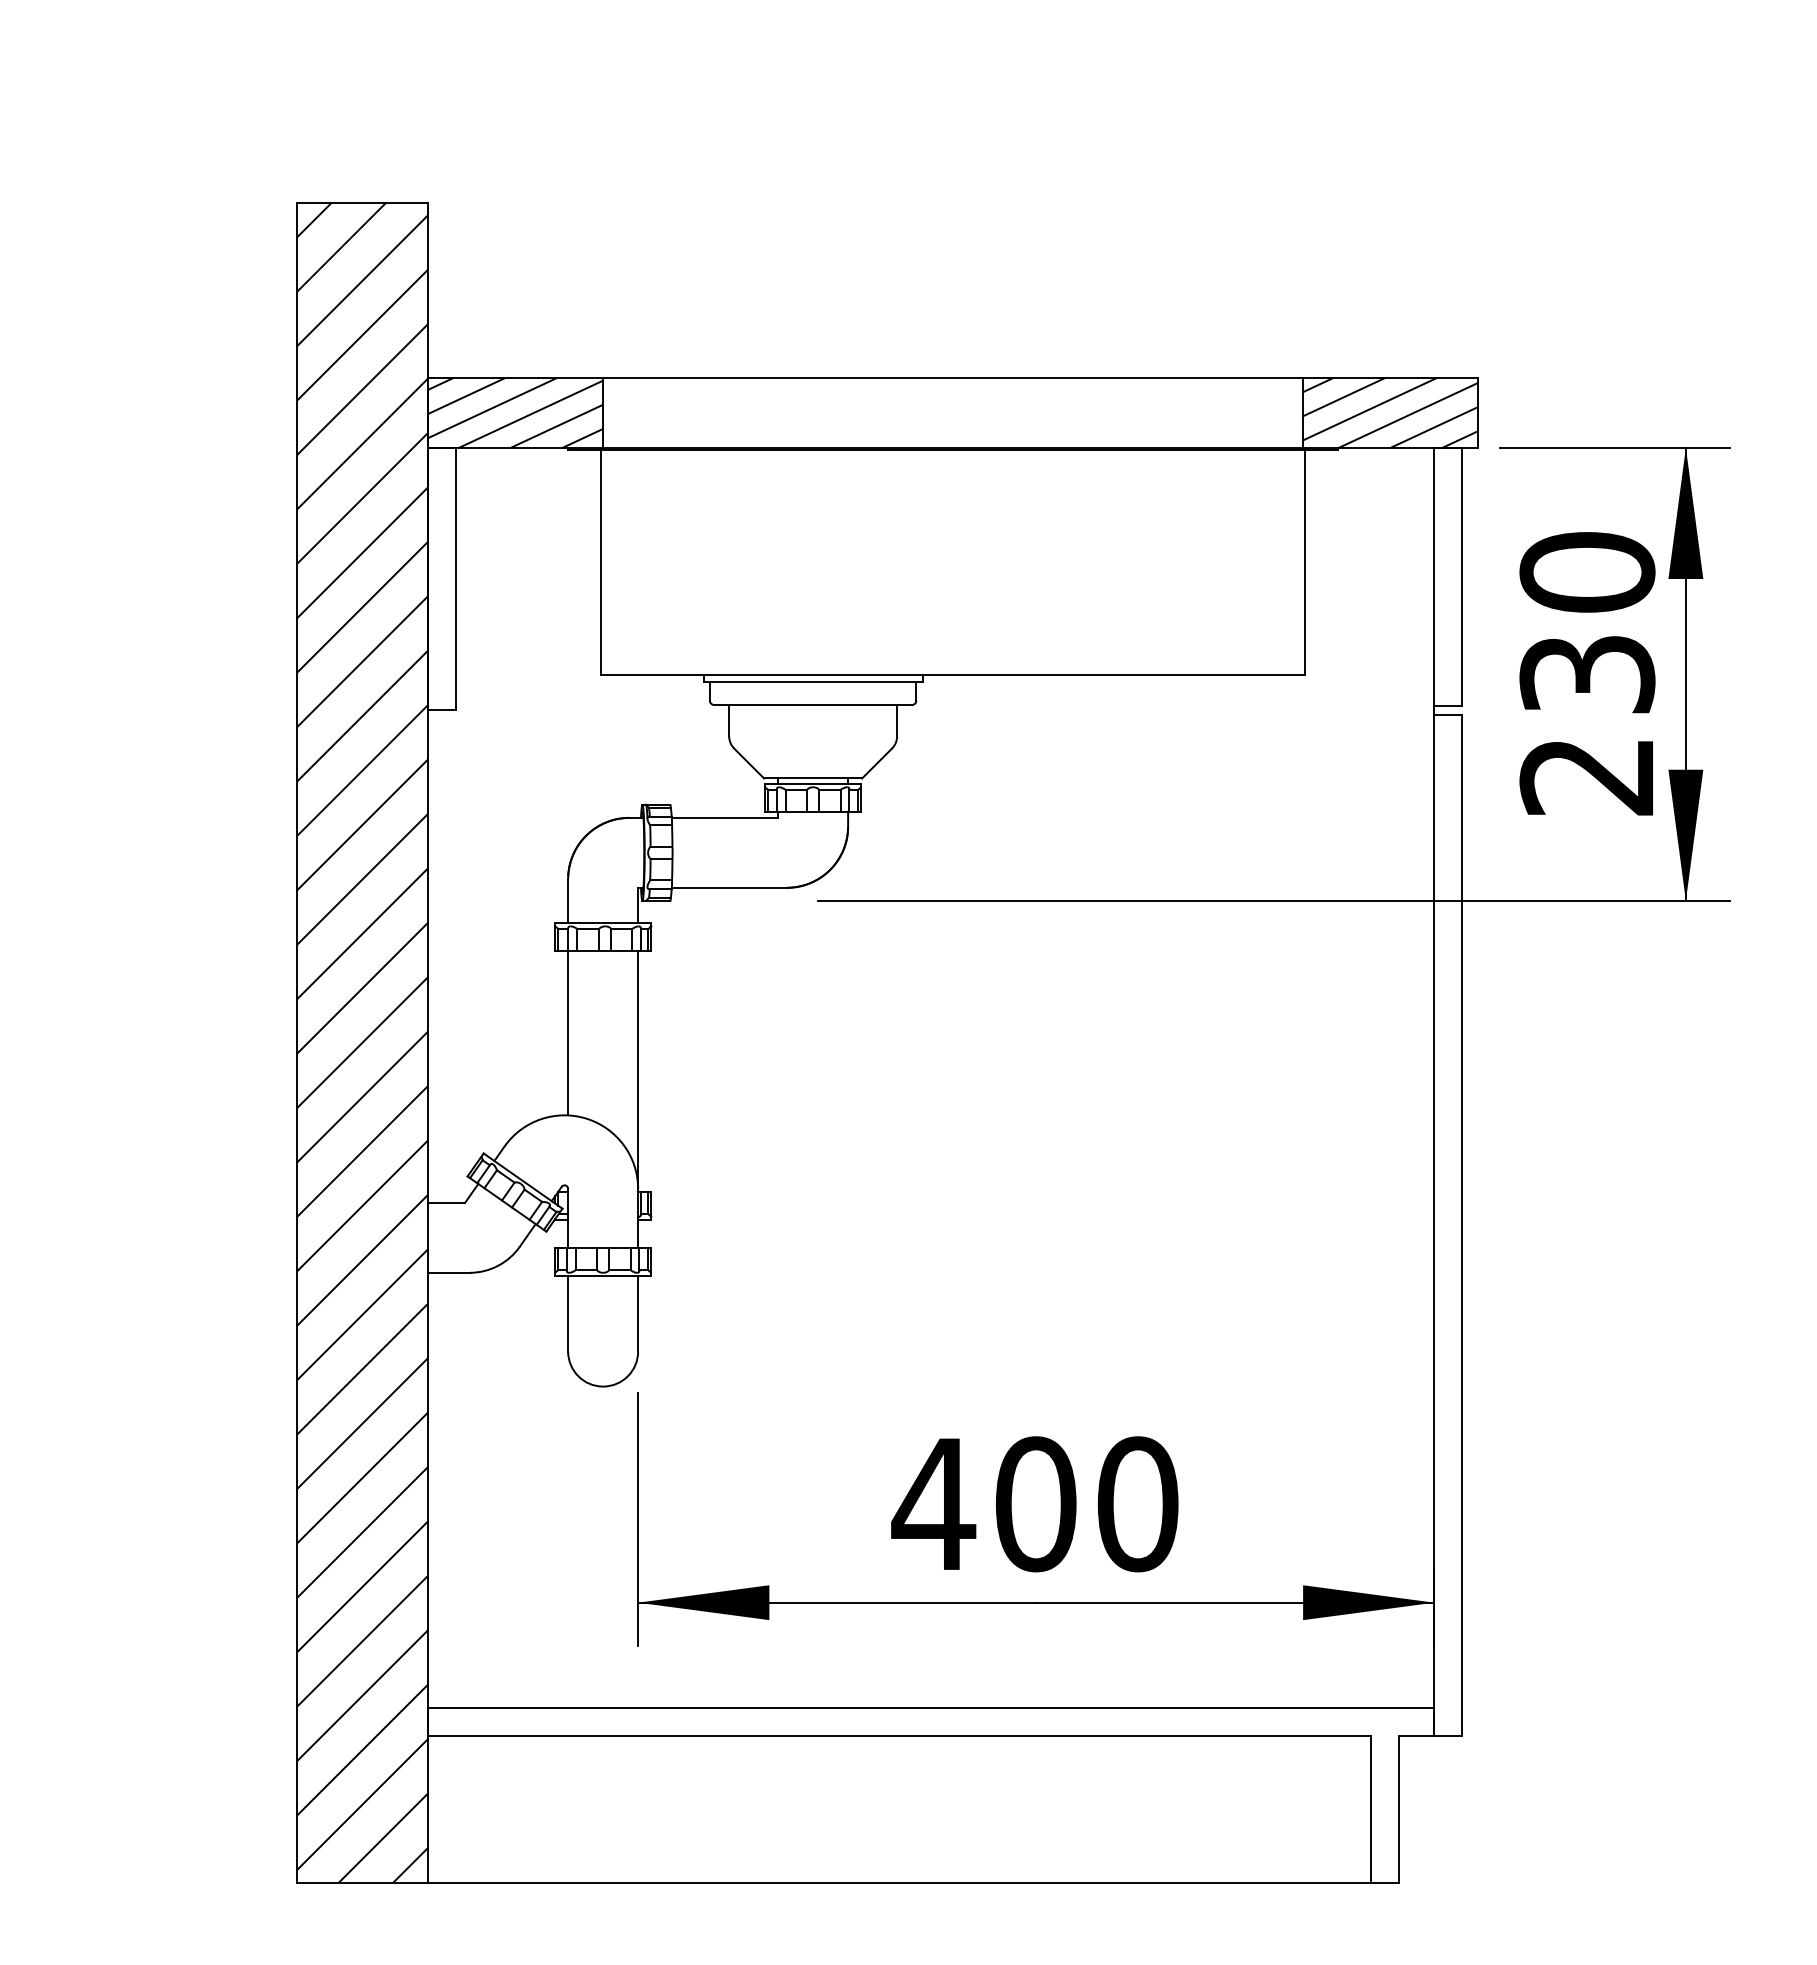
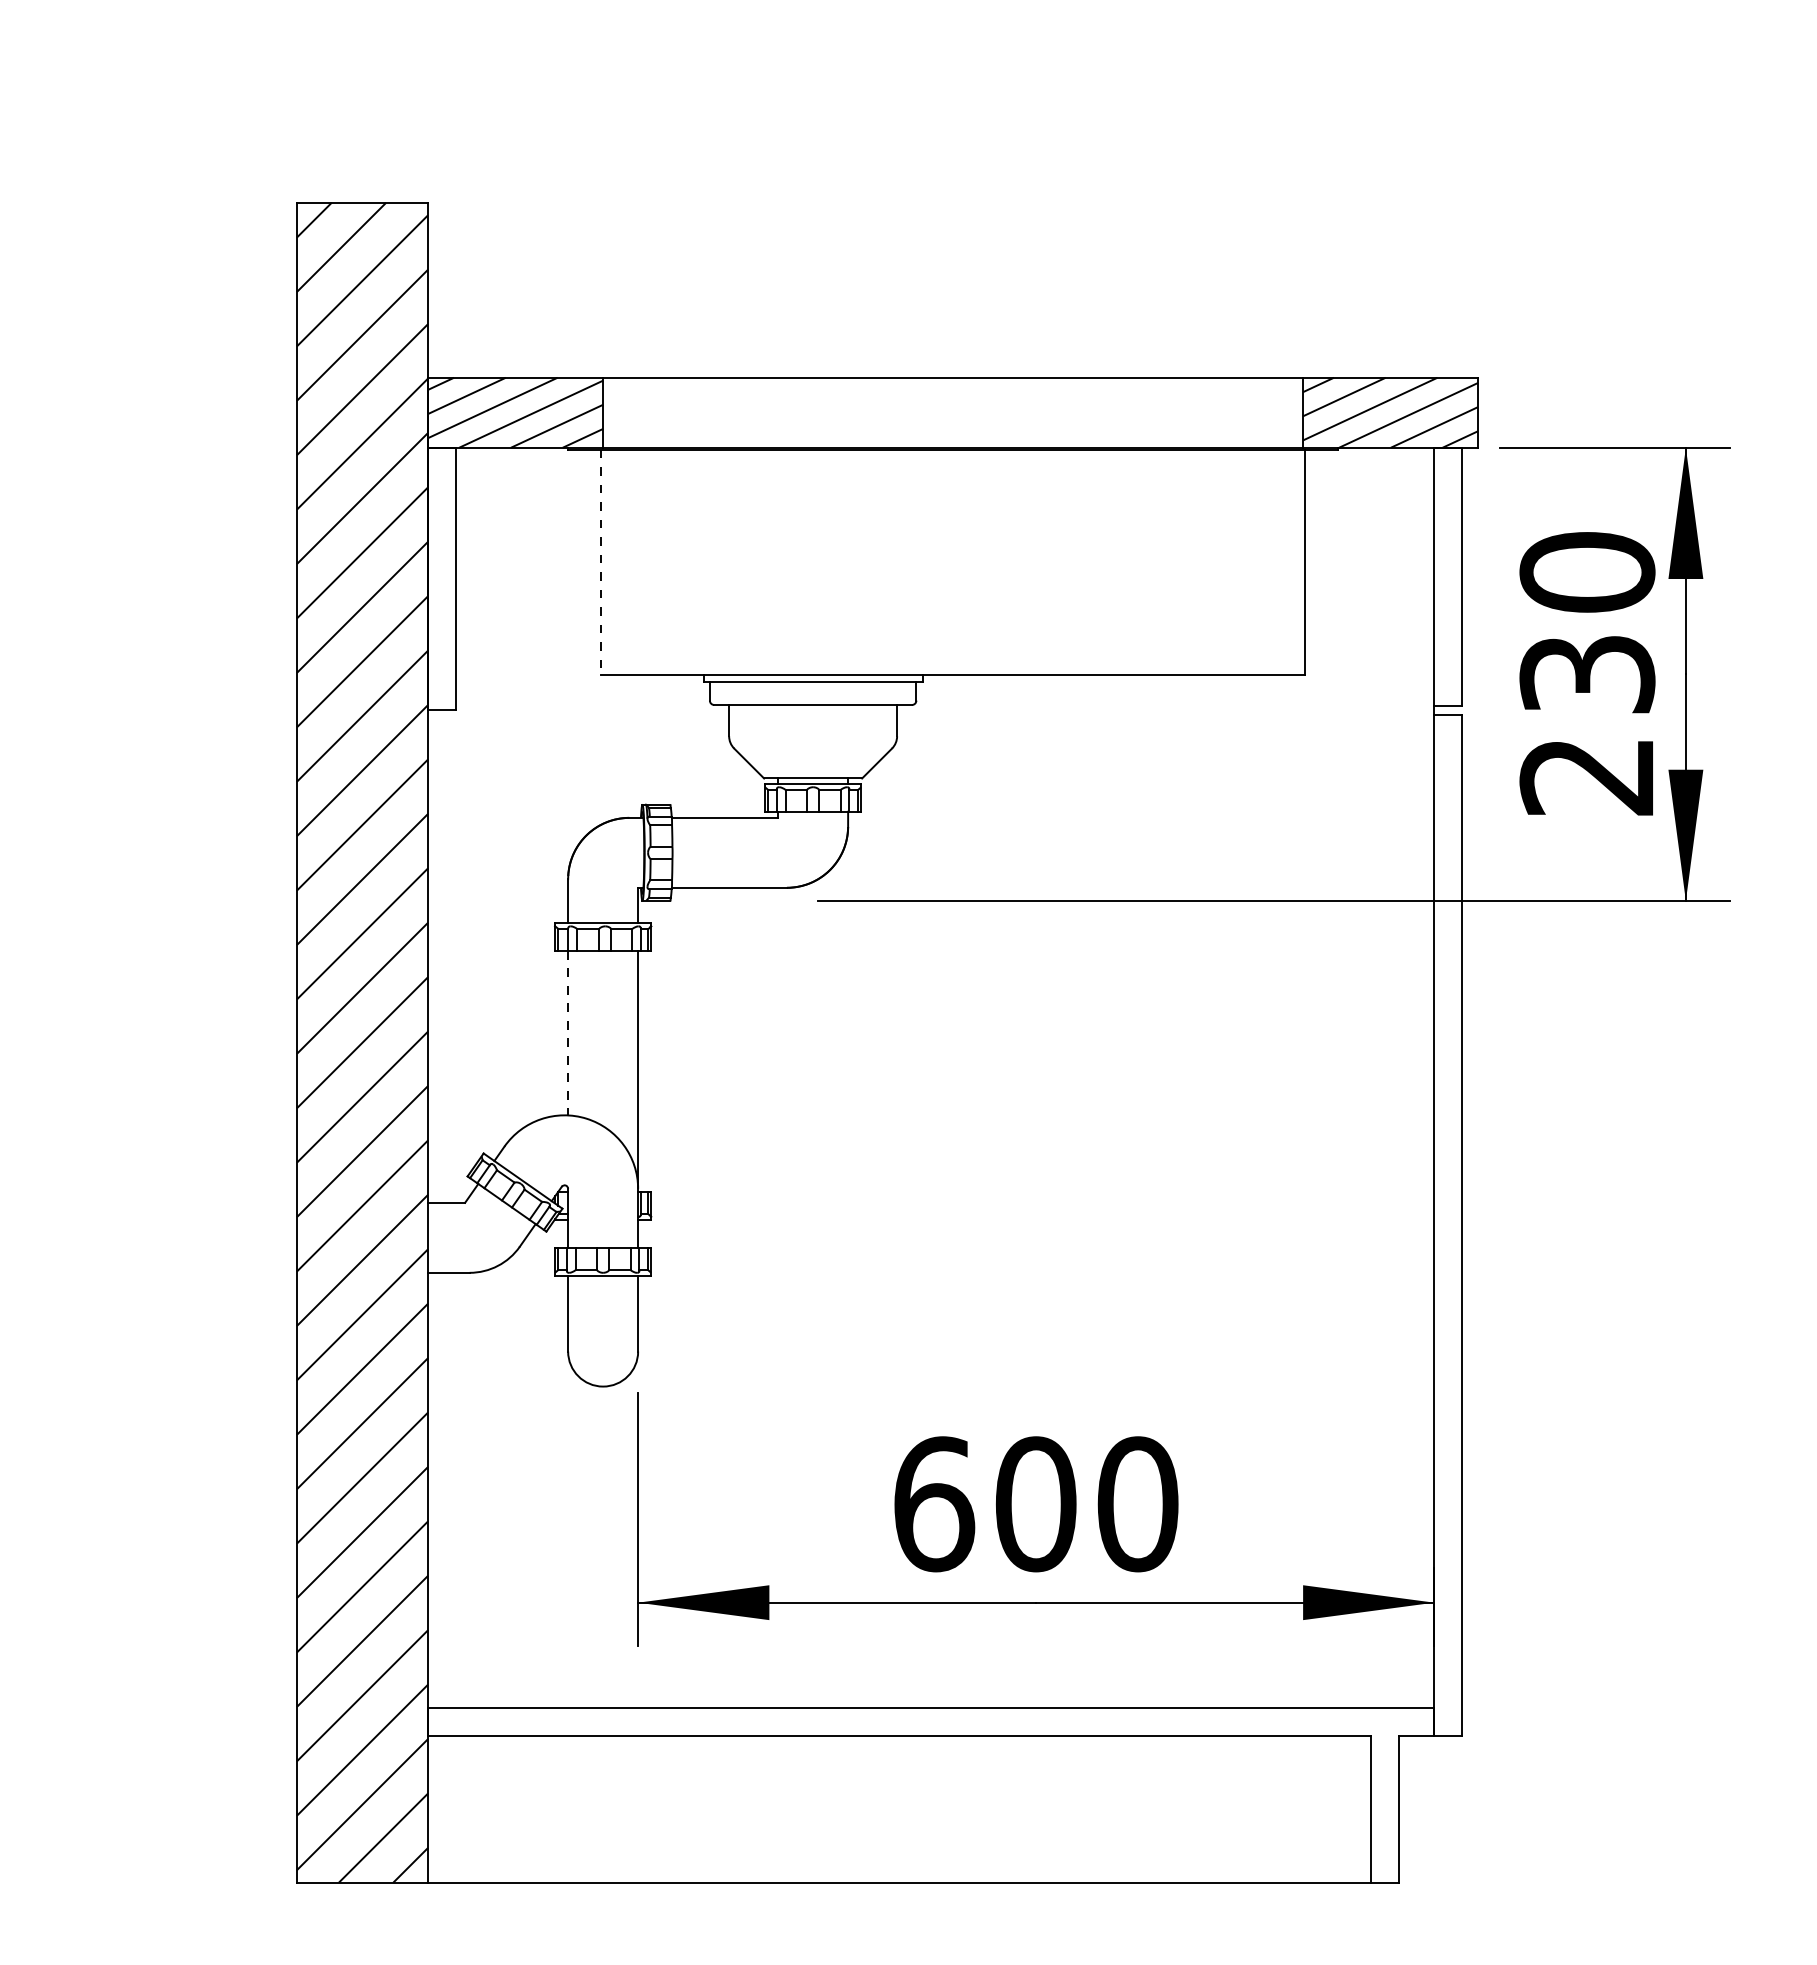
line: solid -> dashed (601, 562)
line: solid -> dashed (568, 1033)
text: 400 -> 600 (933, 1504)
